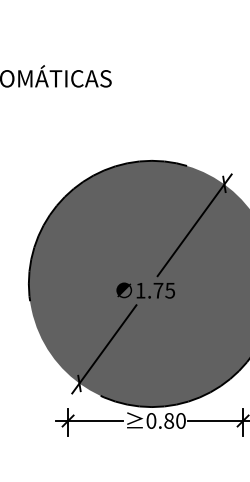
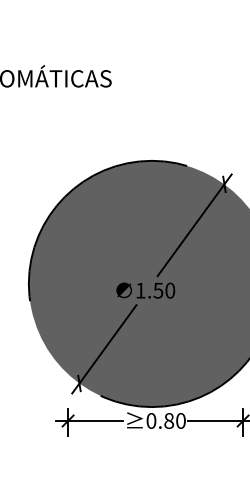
text: 1.75 -> 1.50 (163, 290)
